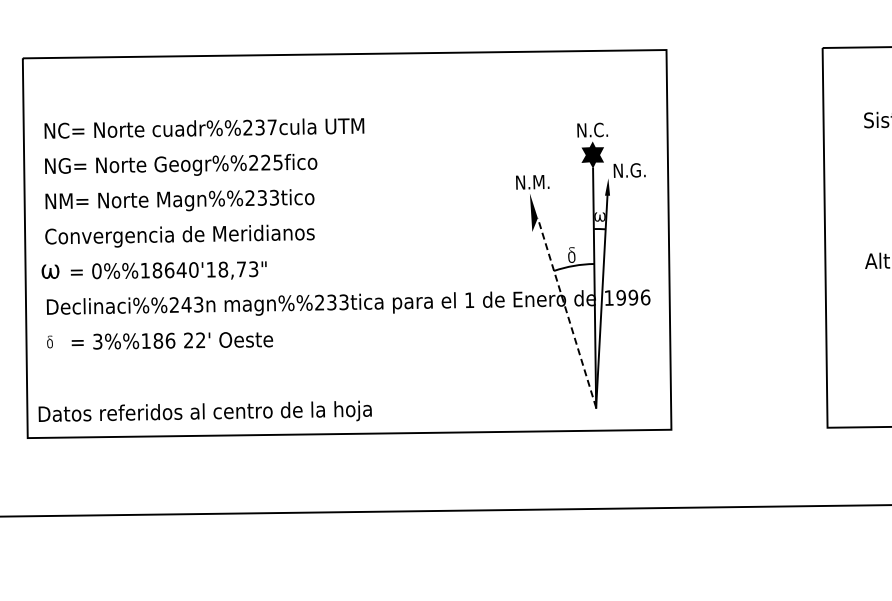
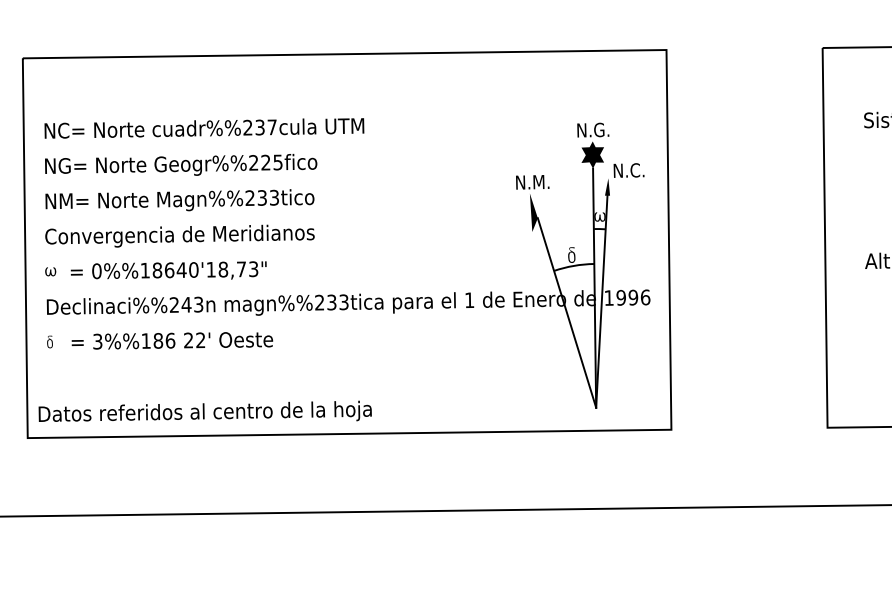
text: N.C. -> N.G. (604, 129)
text: N.G. -> N.C. (640, 170)
part size: 19x15 px -> 12x10 px (50, 271)
line: dashed -> solid (566, 312)
